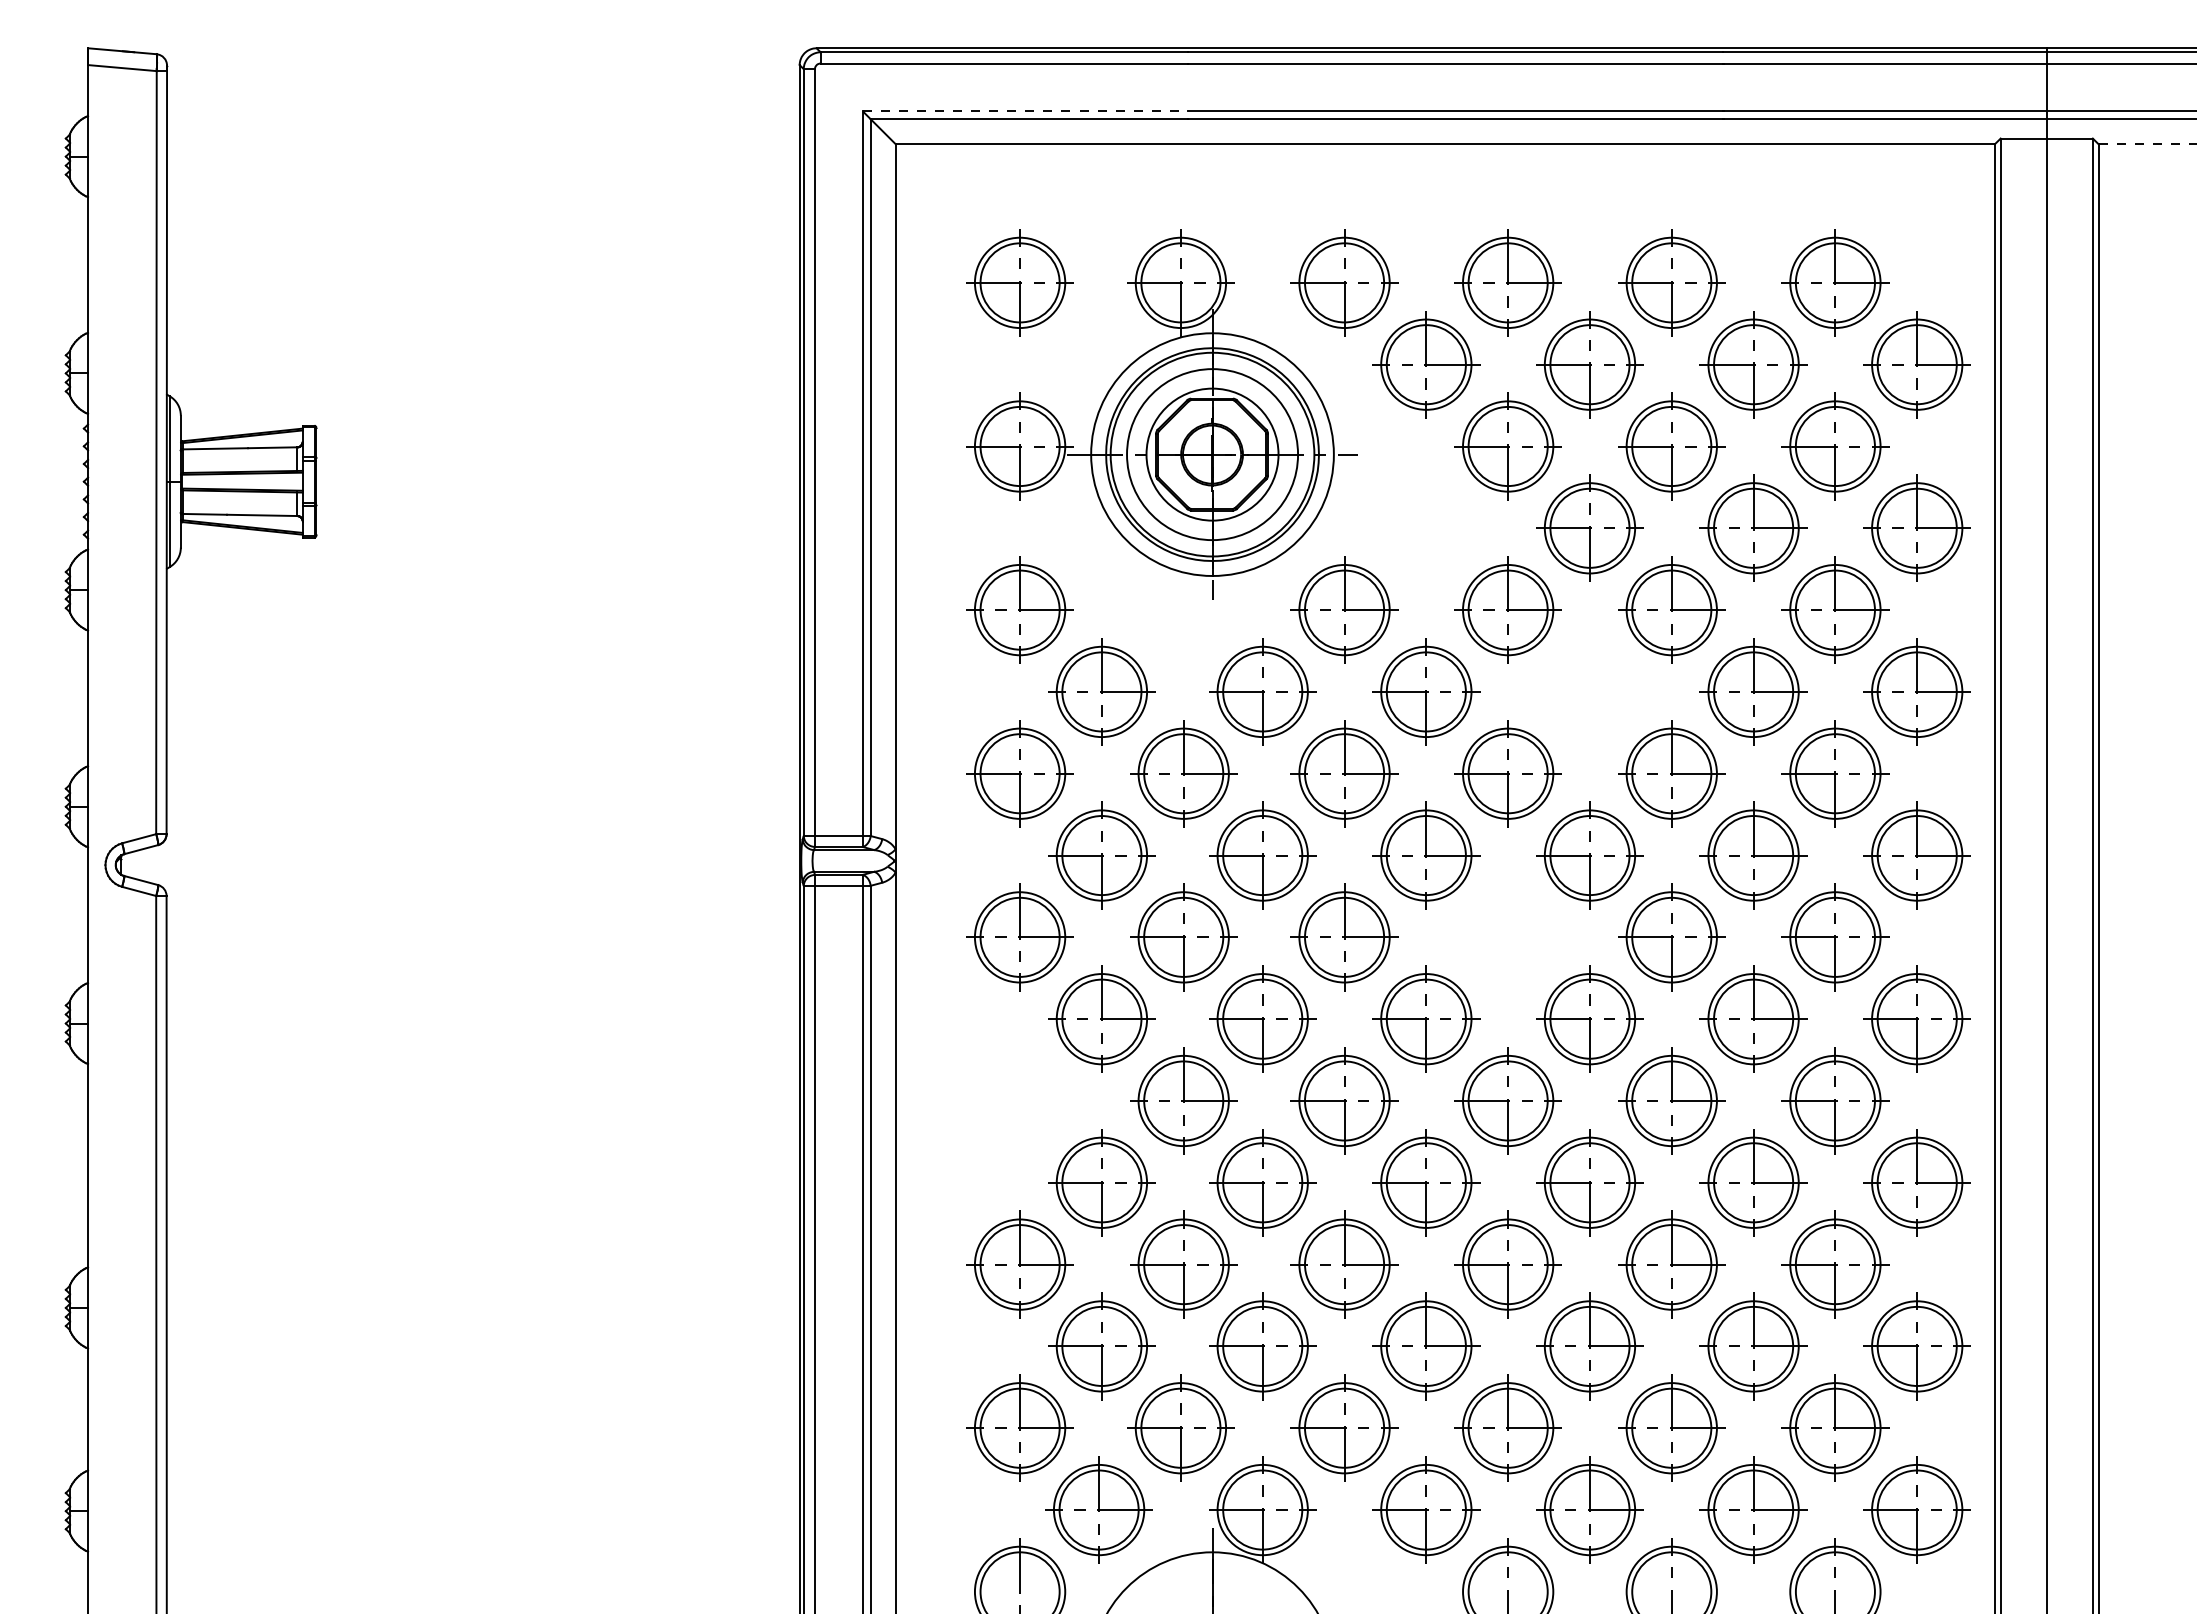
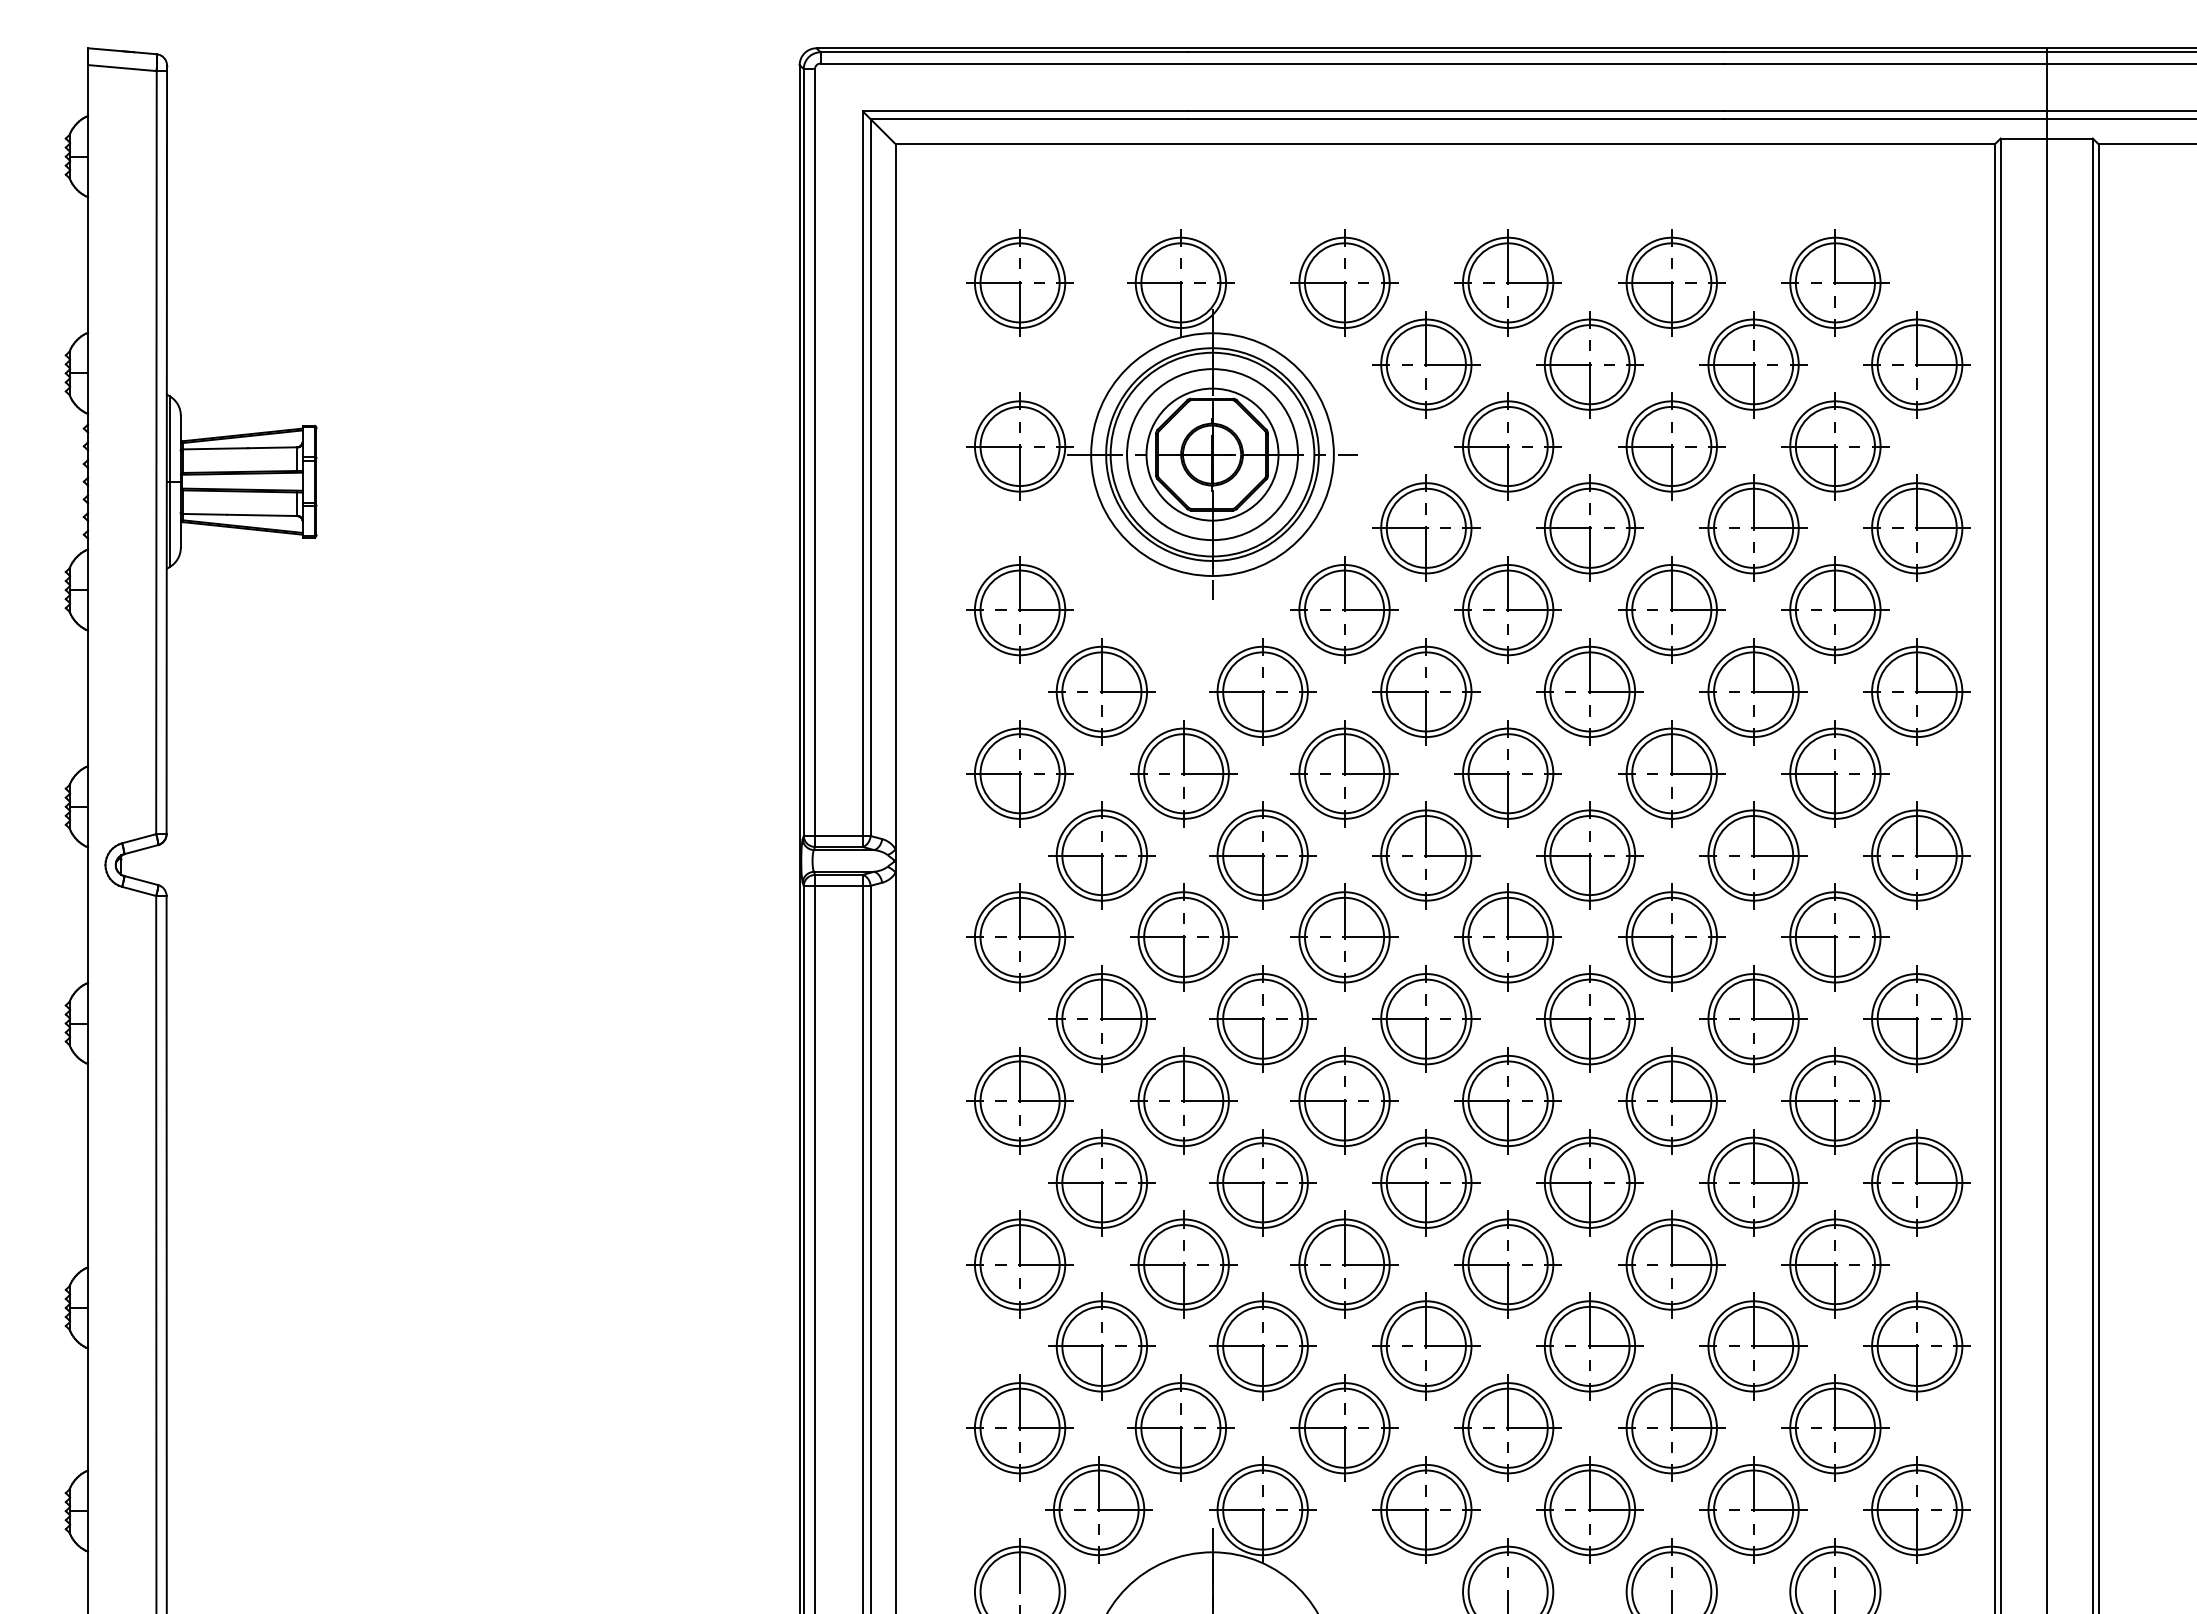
line: dashed -> solid (1025, 111)
line: dashed -> solid (2147, 144)
part: none -> present (1426, 527)
part: none -> present (1589, 691)
part: none -> present (1507, 937)
part: none -> present (1019, 1100)
